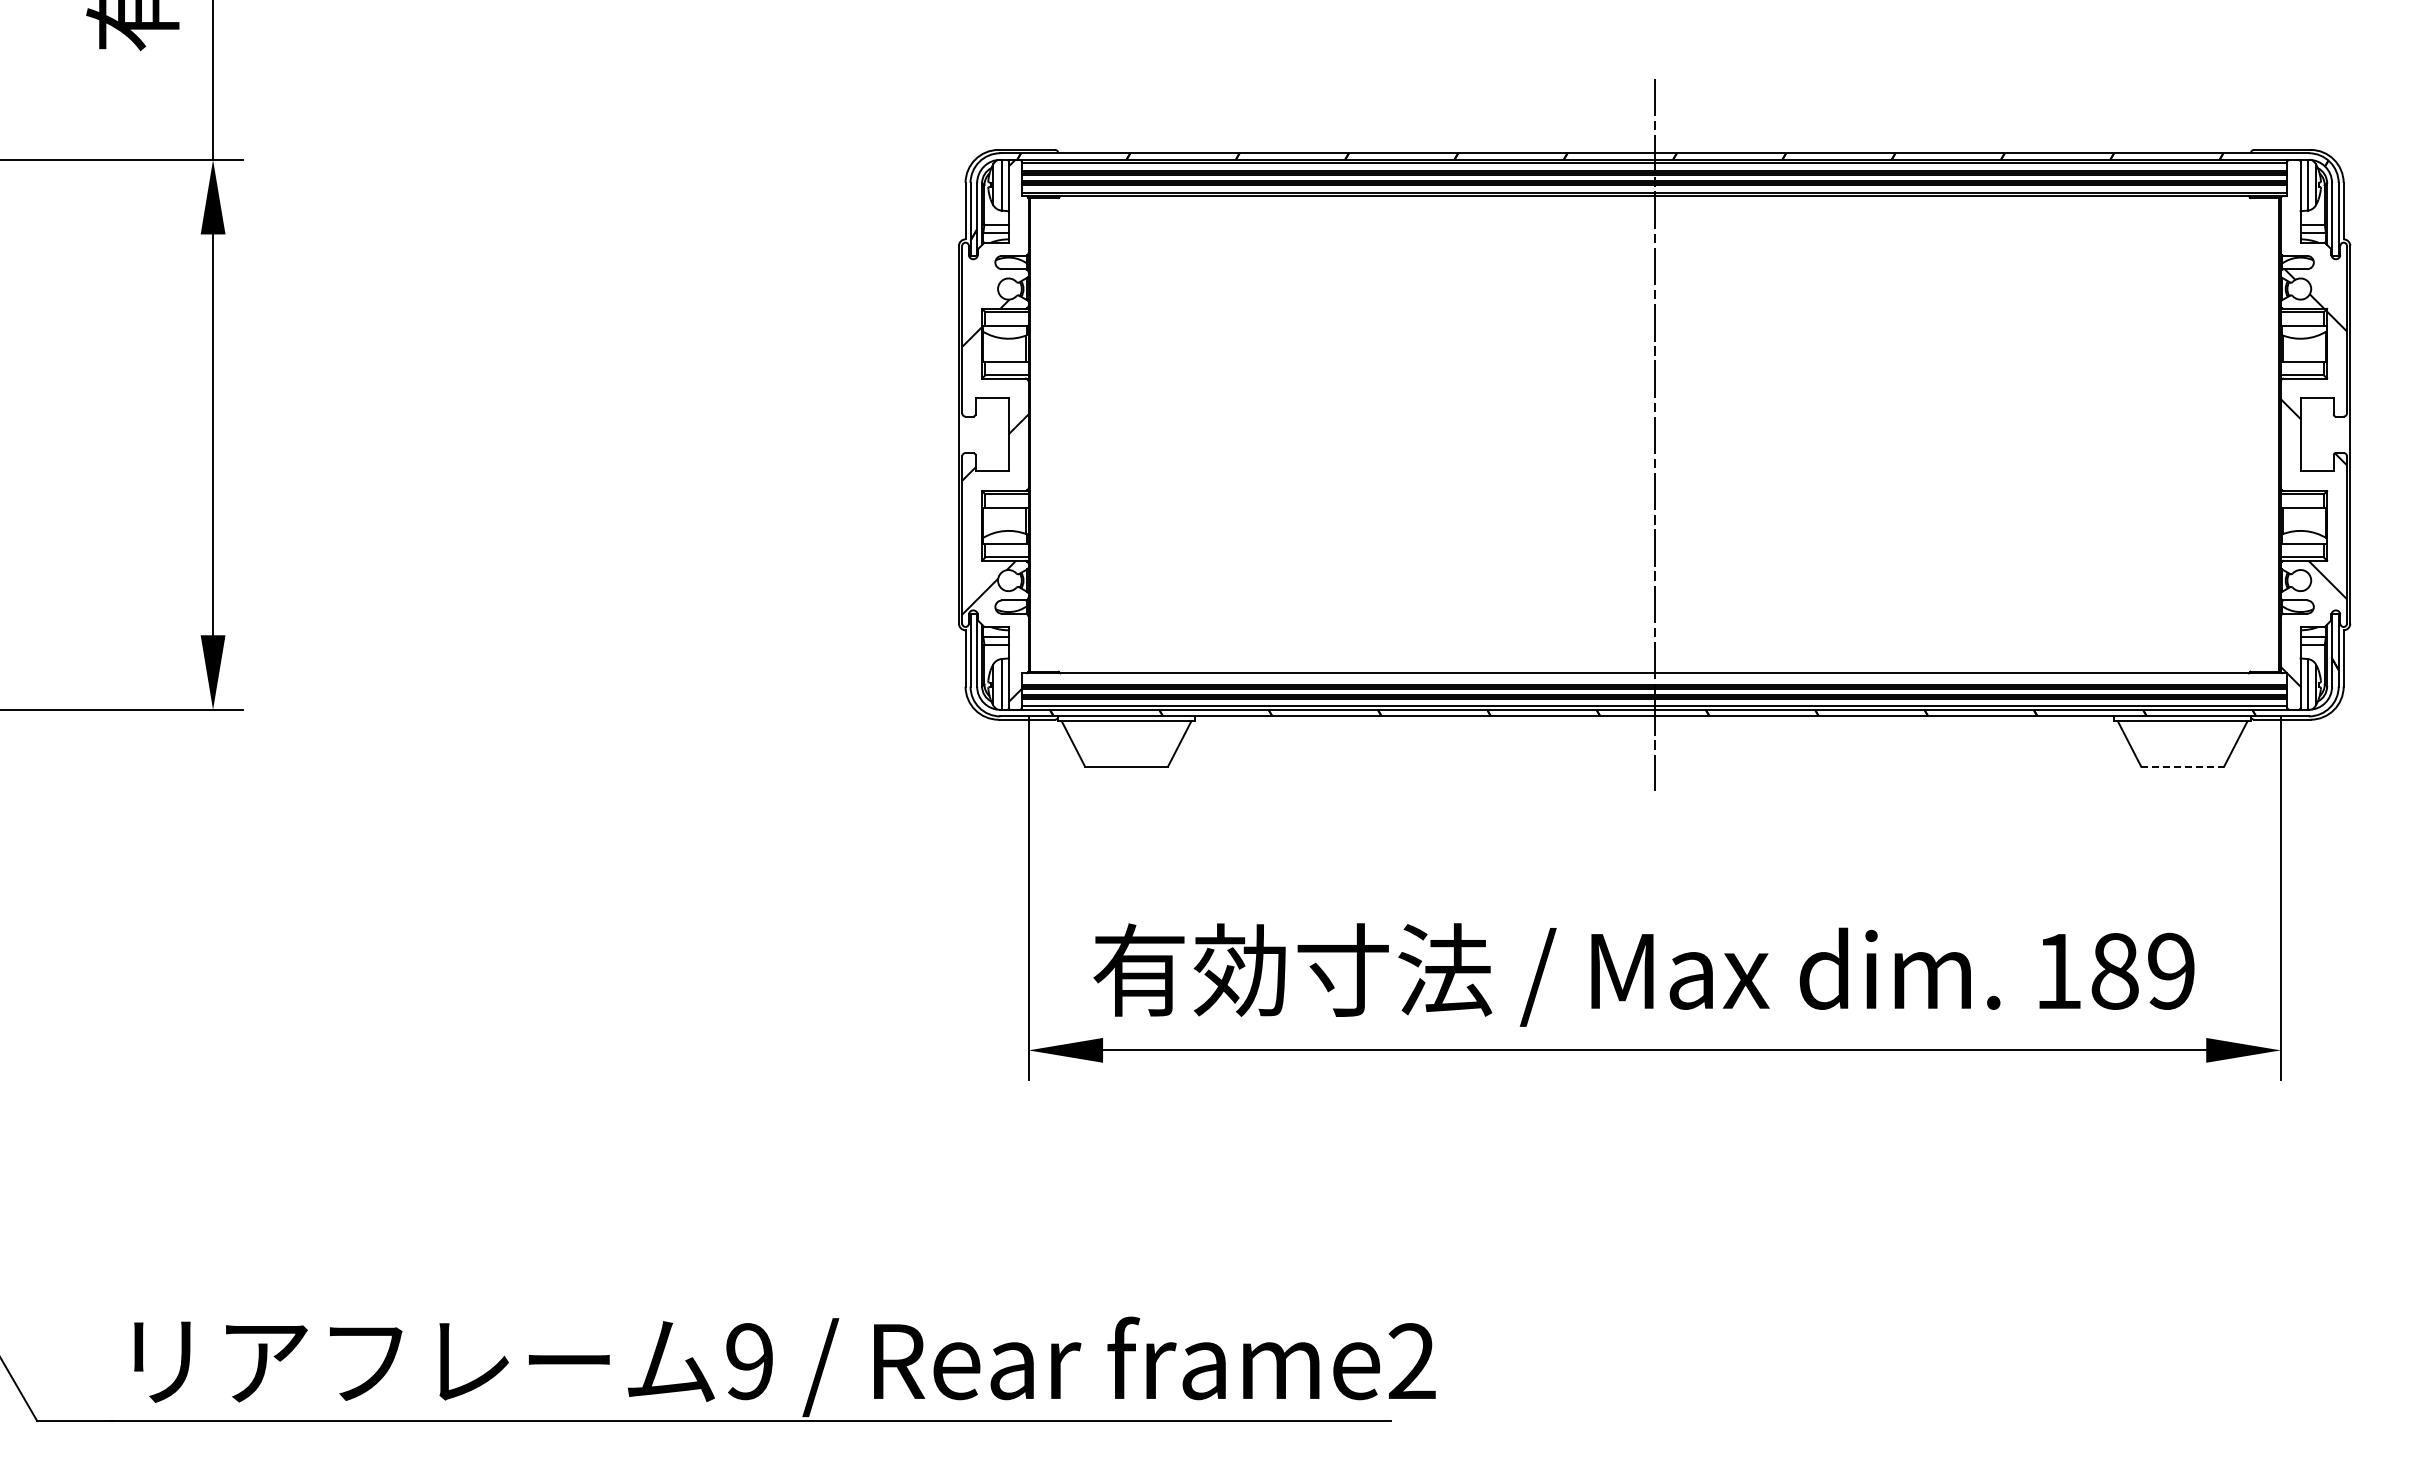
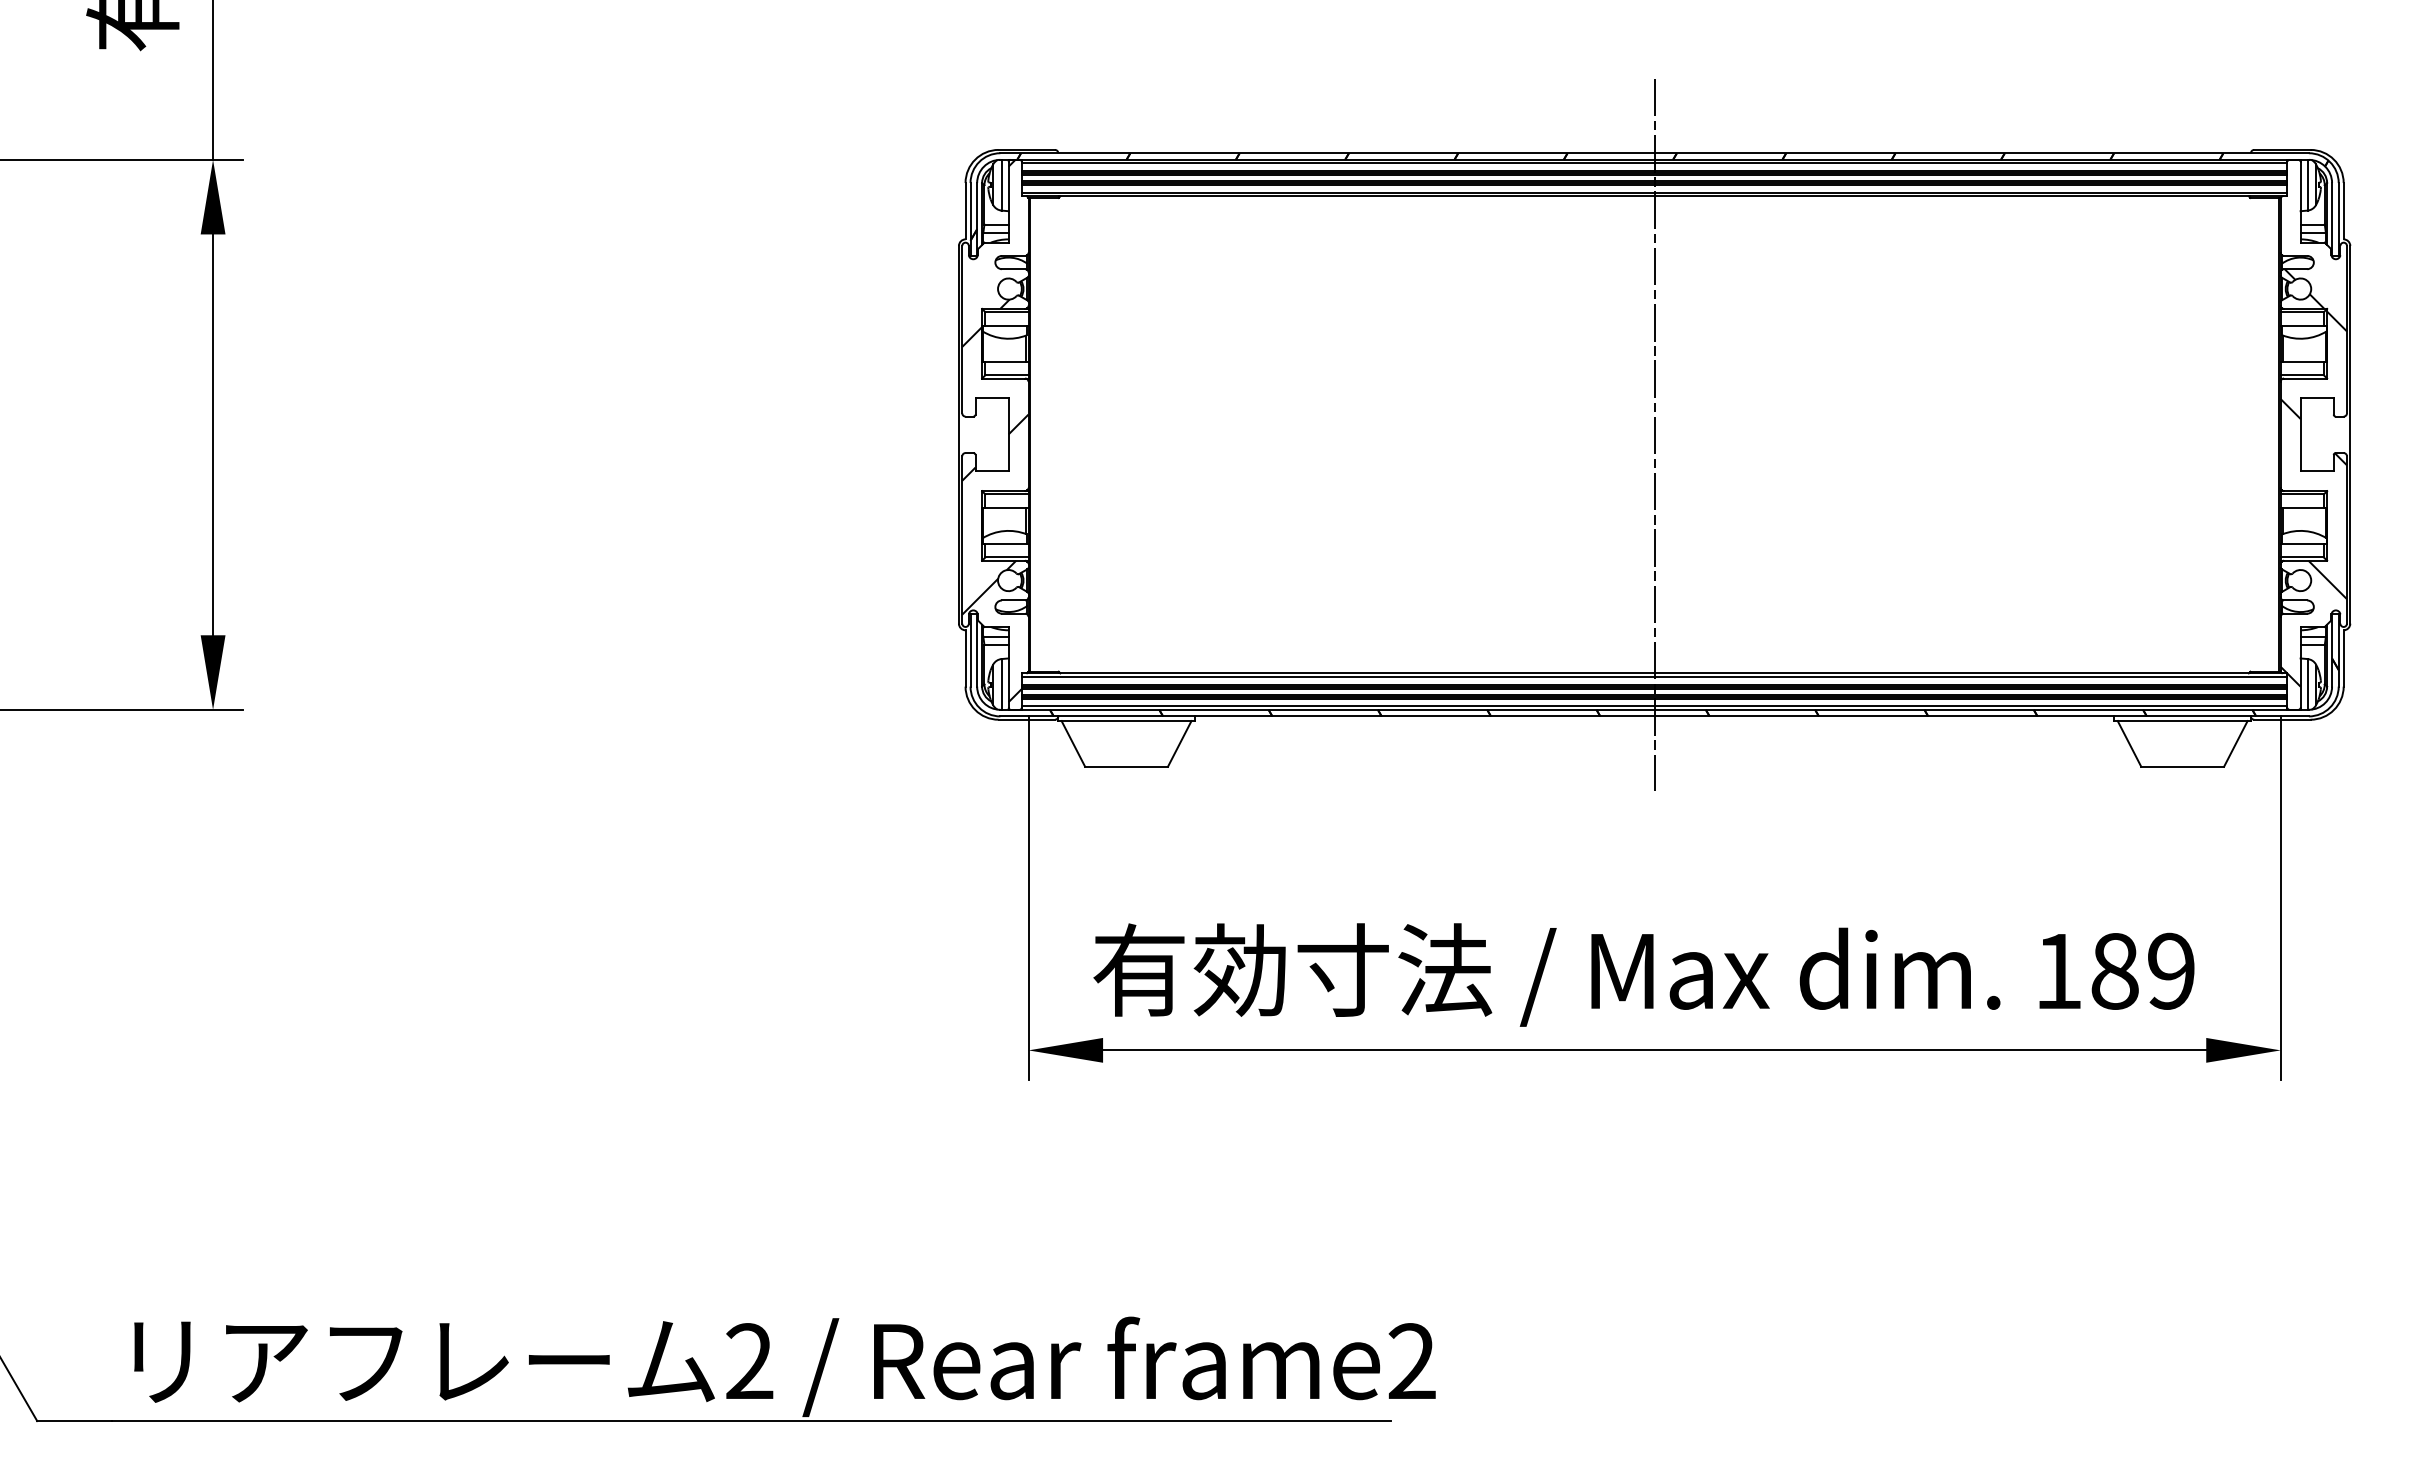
line: none -> present (1654, 676)
line: dashed -> solid (2183, 766)
text: 9 -> 2 (749, 1361)
